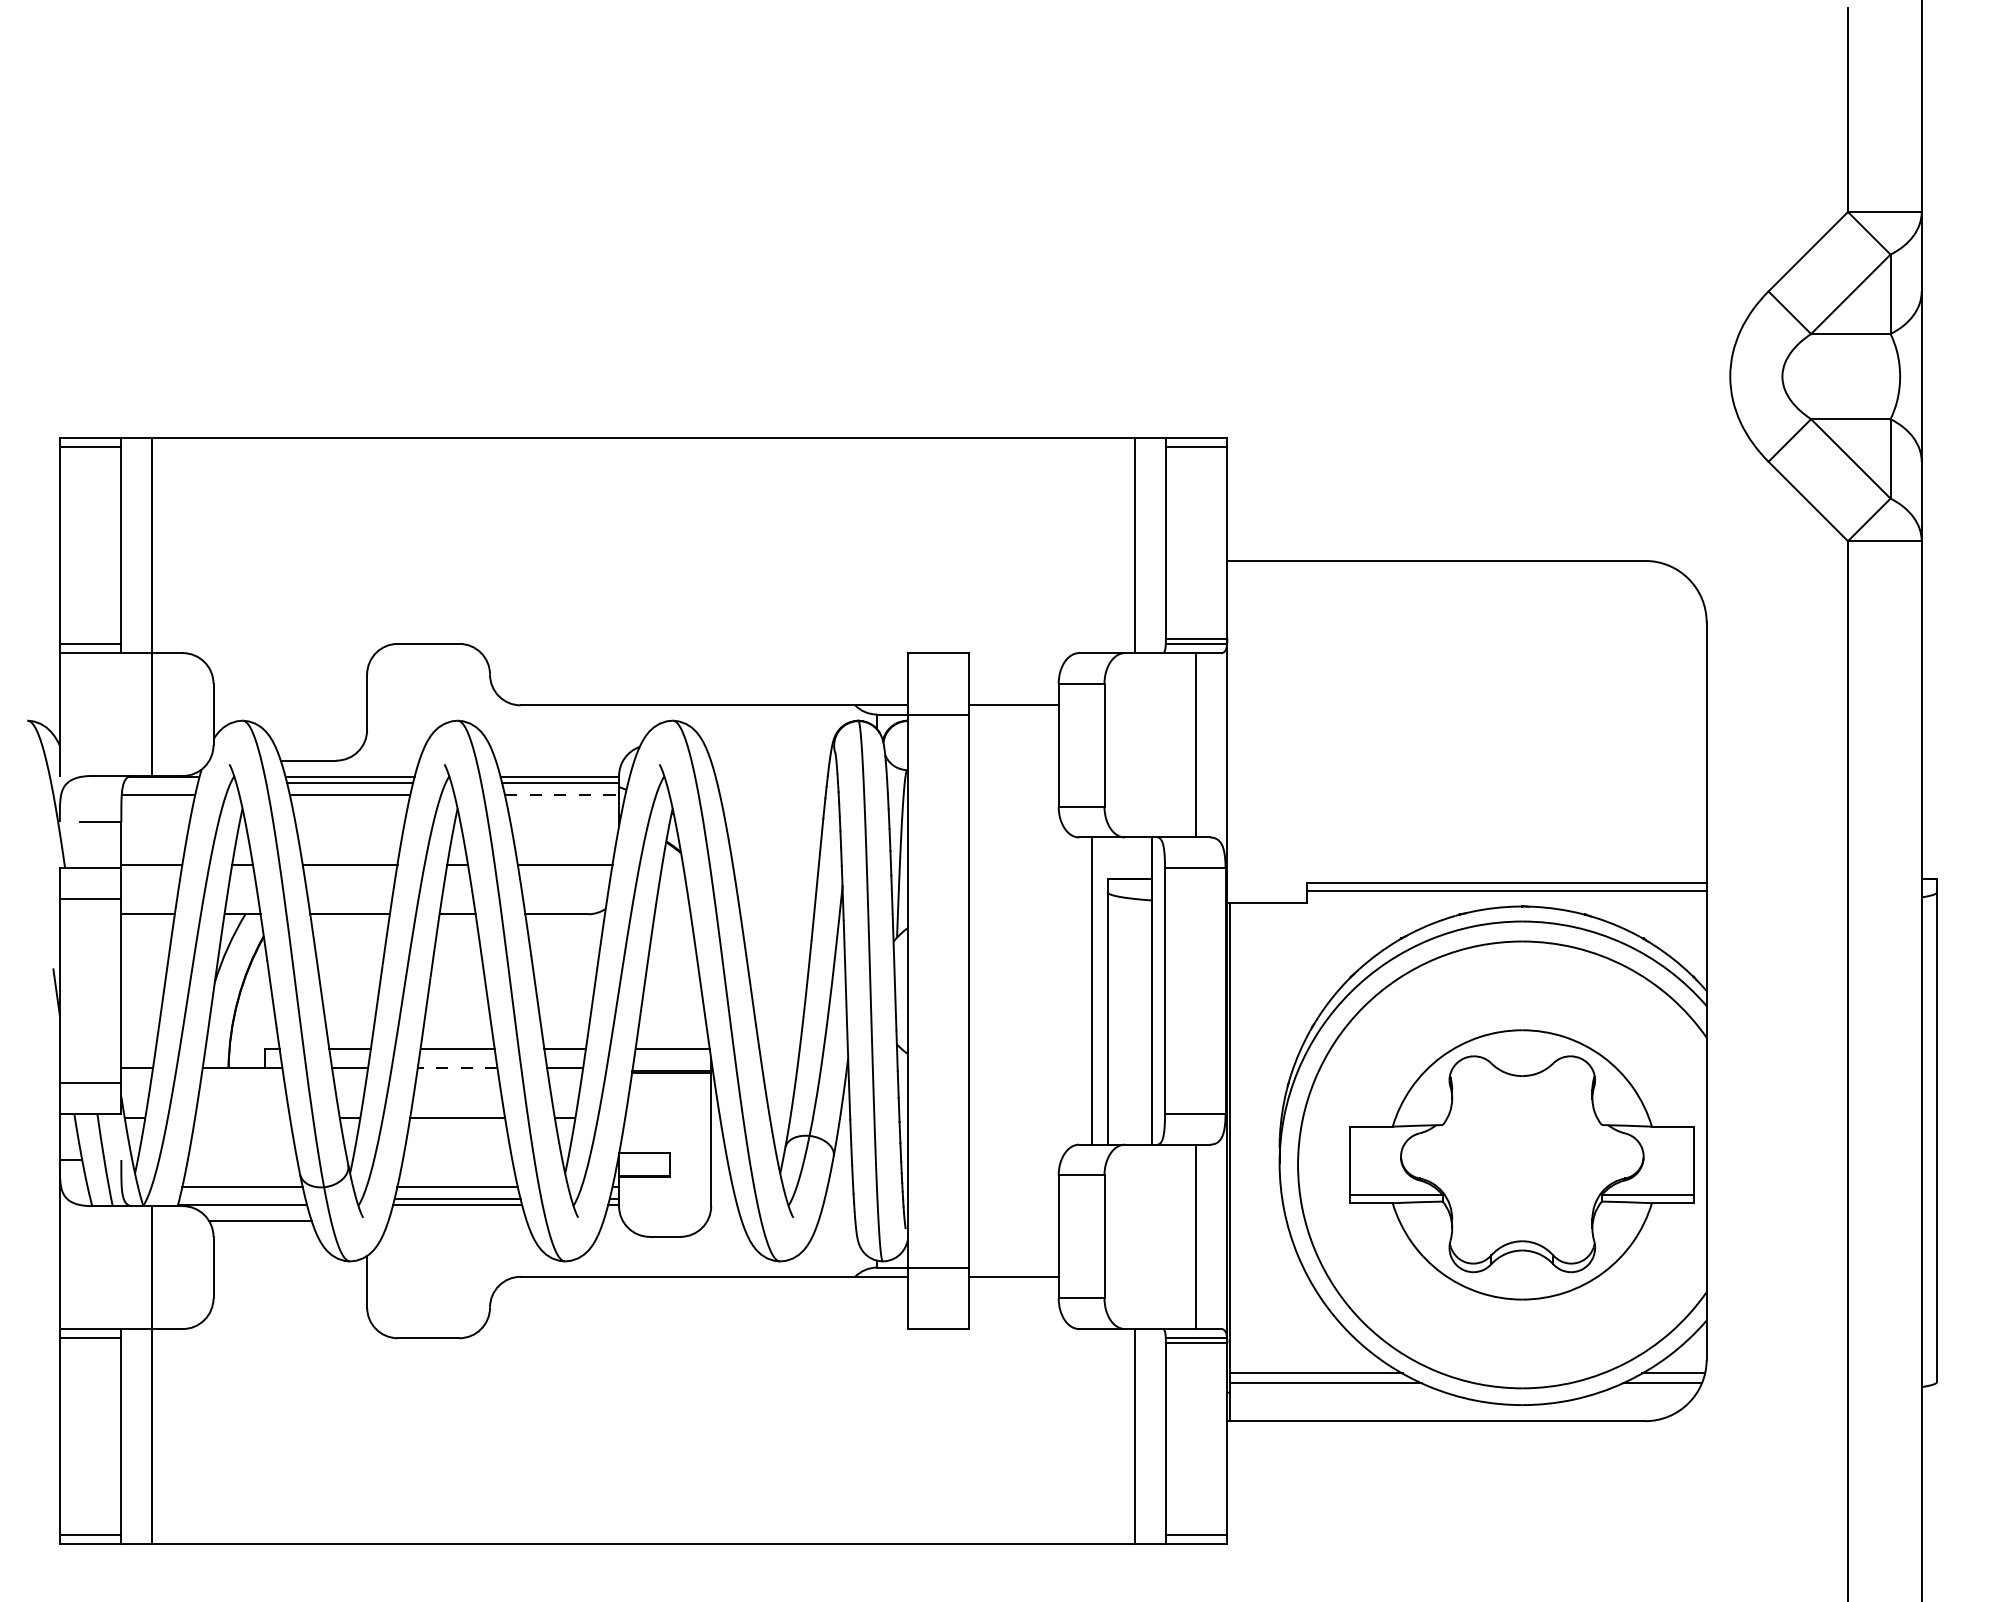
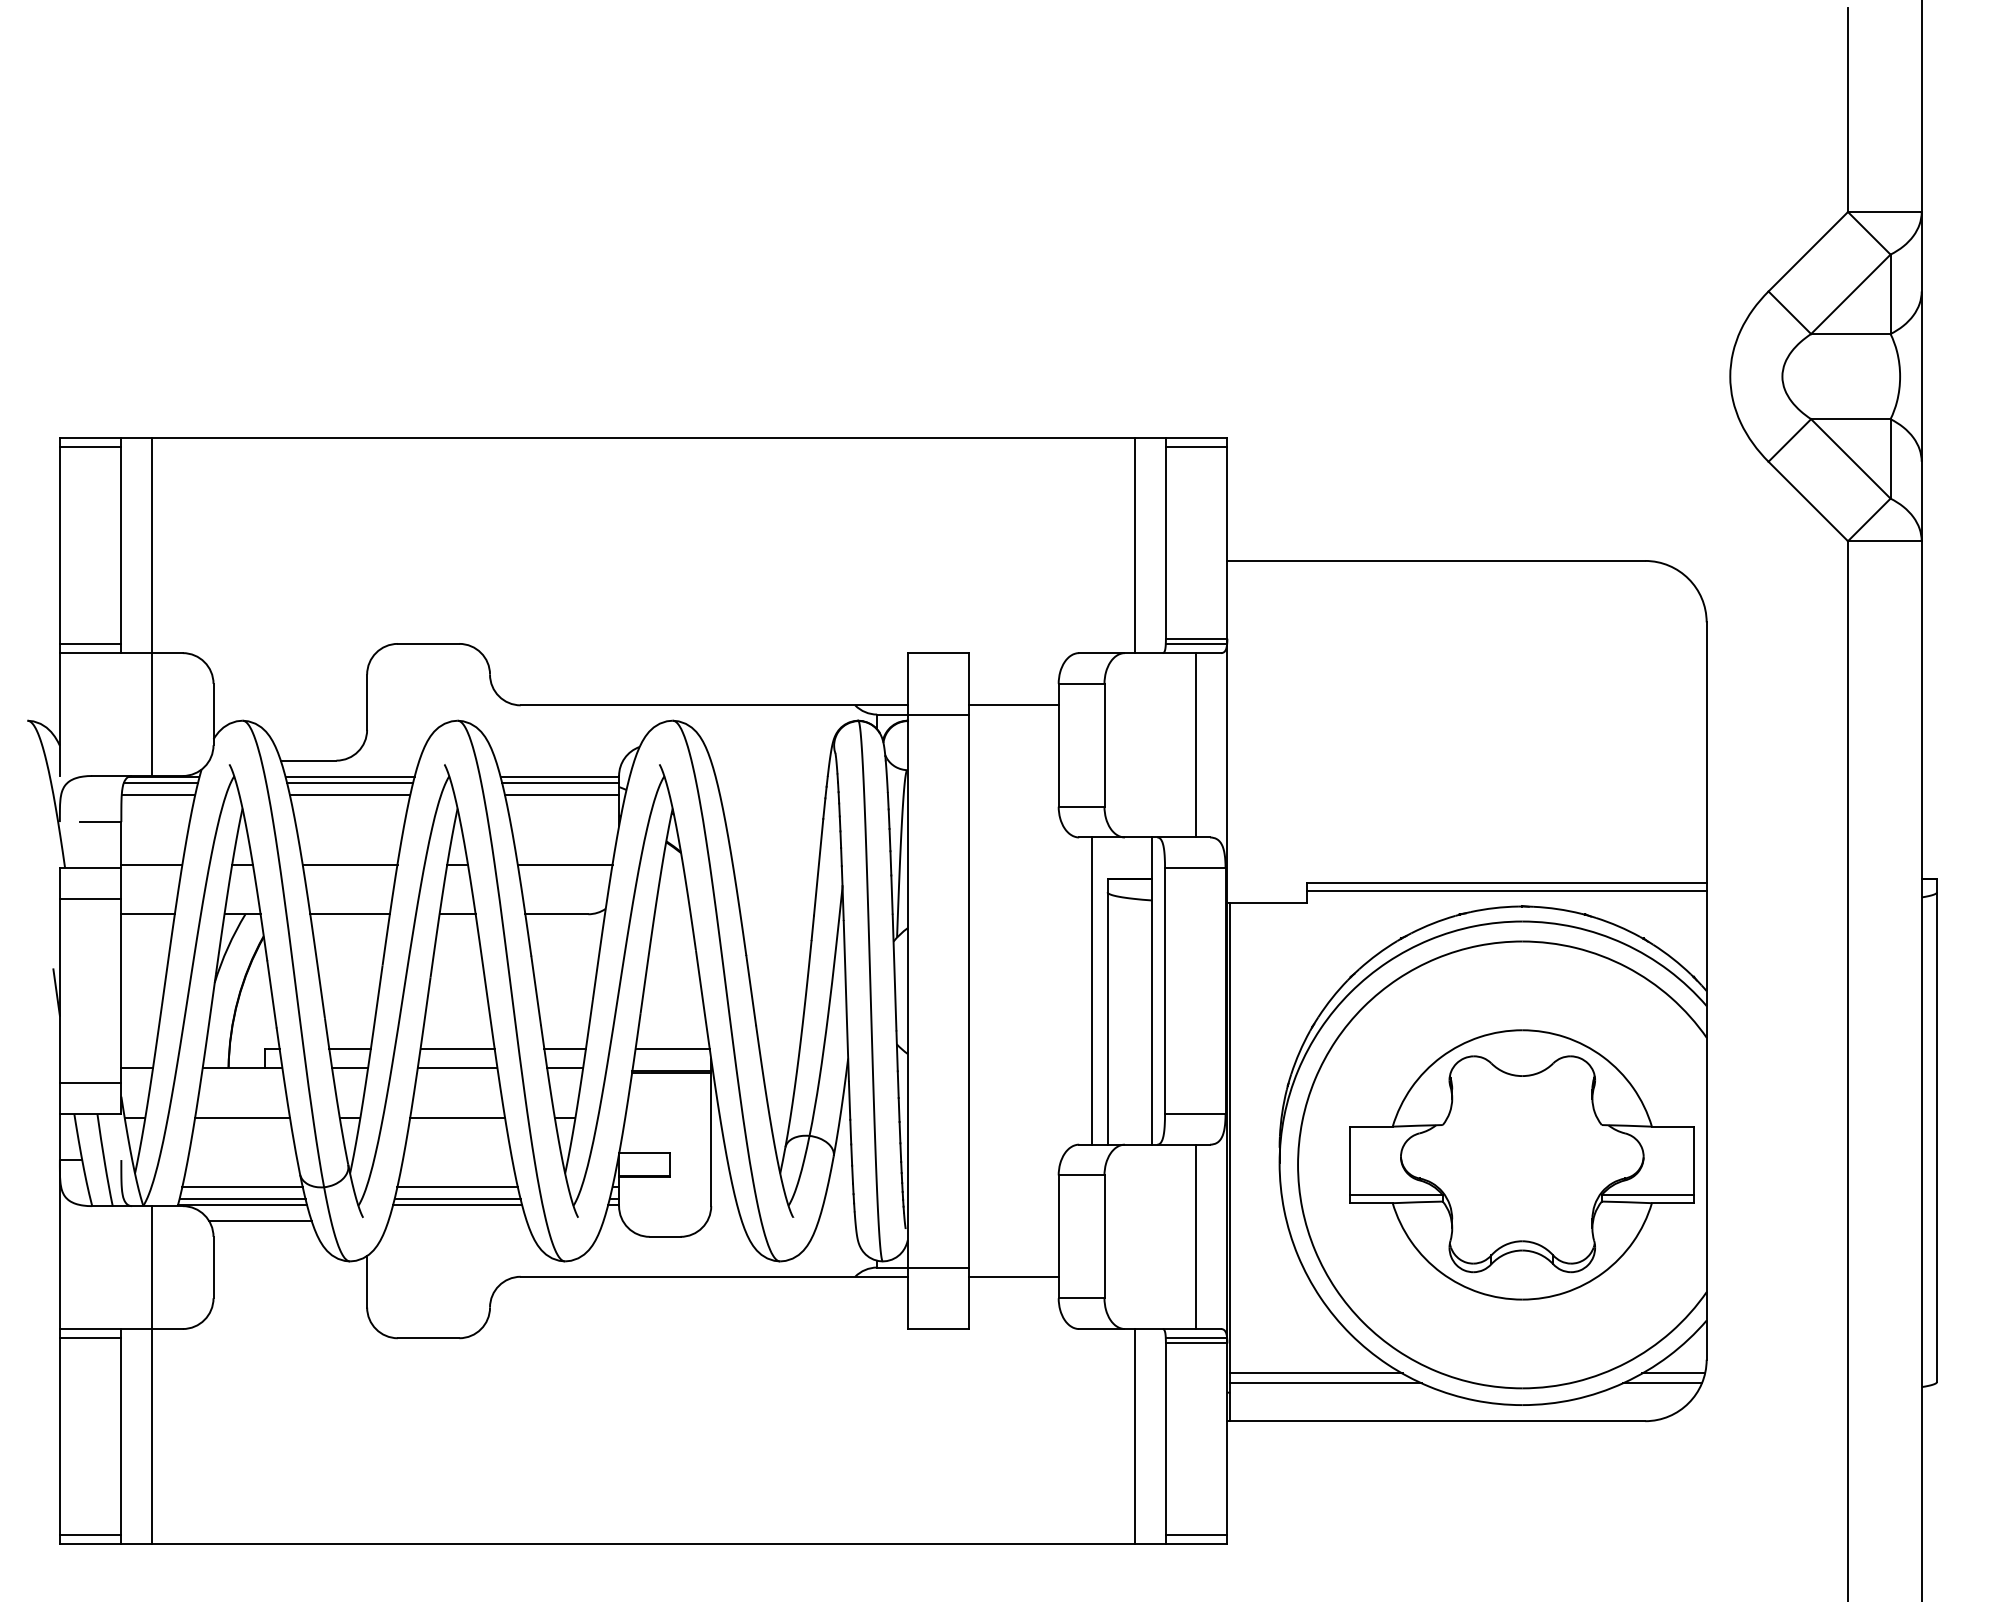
line: none -> present (160, 783)
line: dashed -> solid (562, 795)
line: dashed -> solid (457, 1067)
line: none -> present (242, 1117)
line: none -> present (242, 1199)
